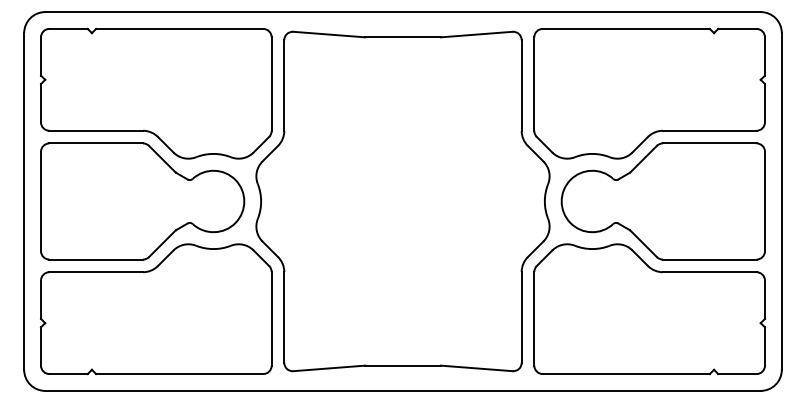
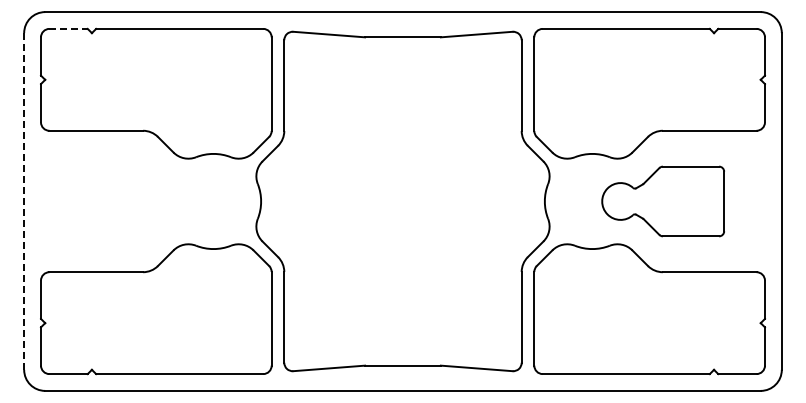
line: solid -> dashed (69, 28)
line: solid -> dashed (24, 201)
part: present -> none (142, 201)
part size: 206x119 px -> 124x73 px (662, 201)
